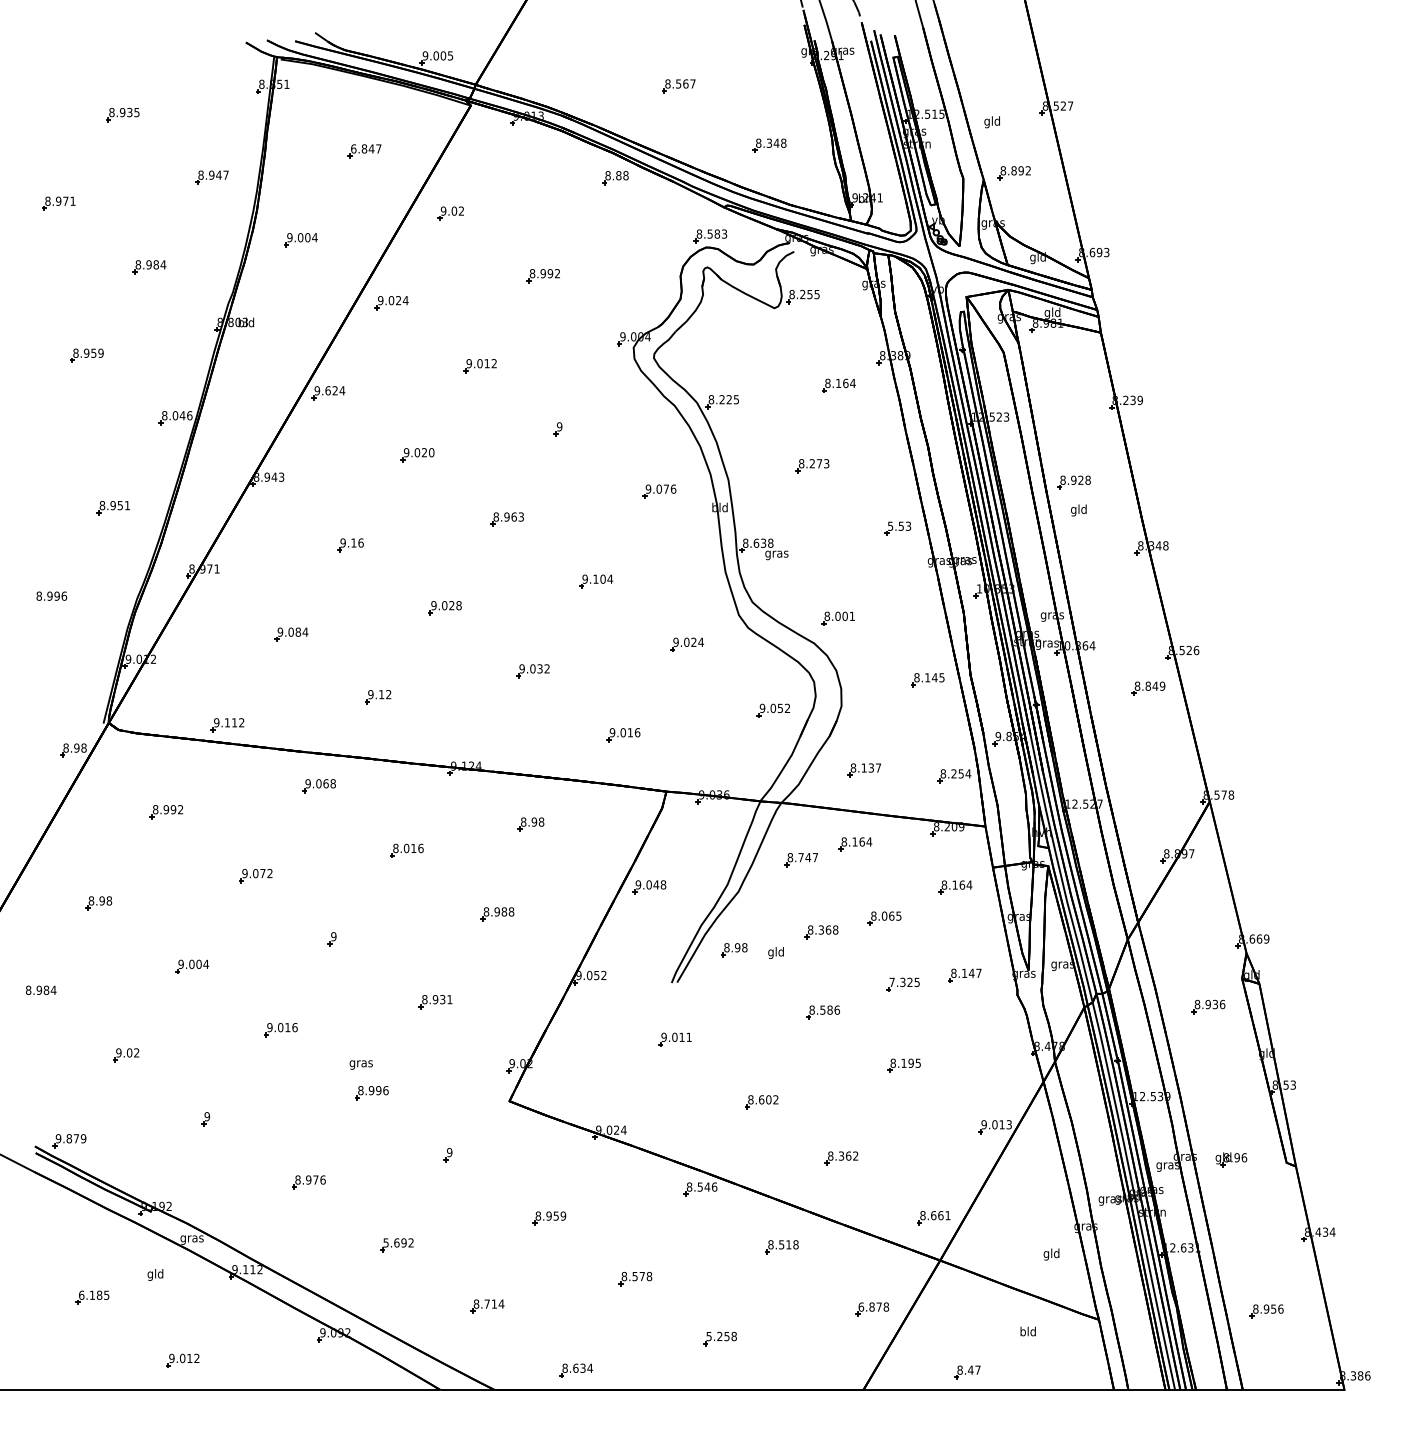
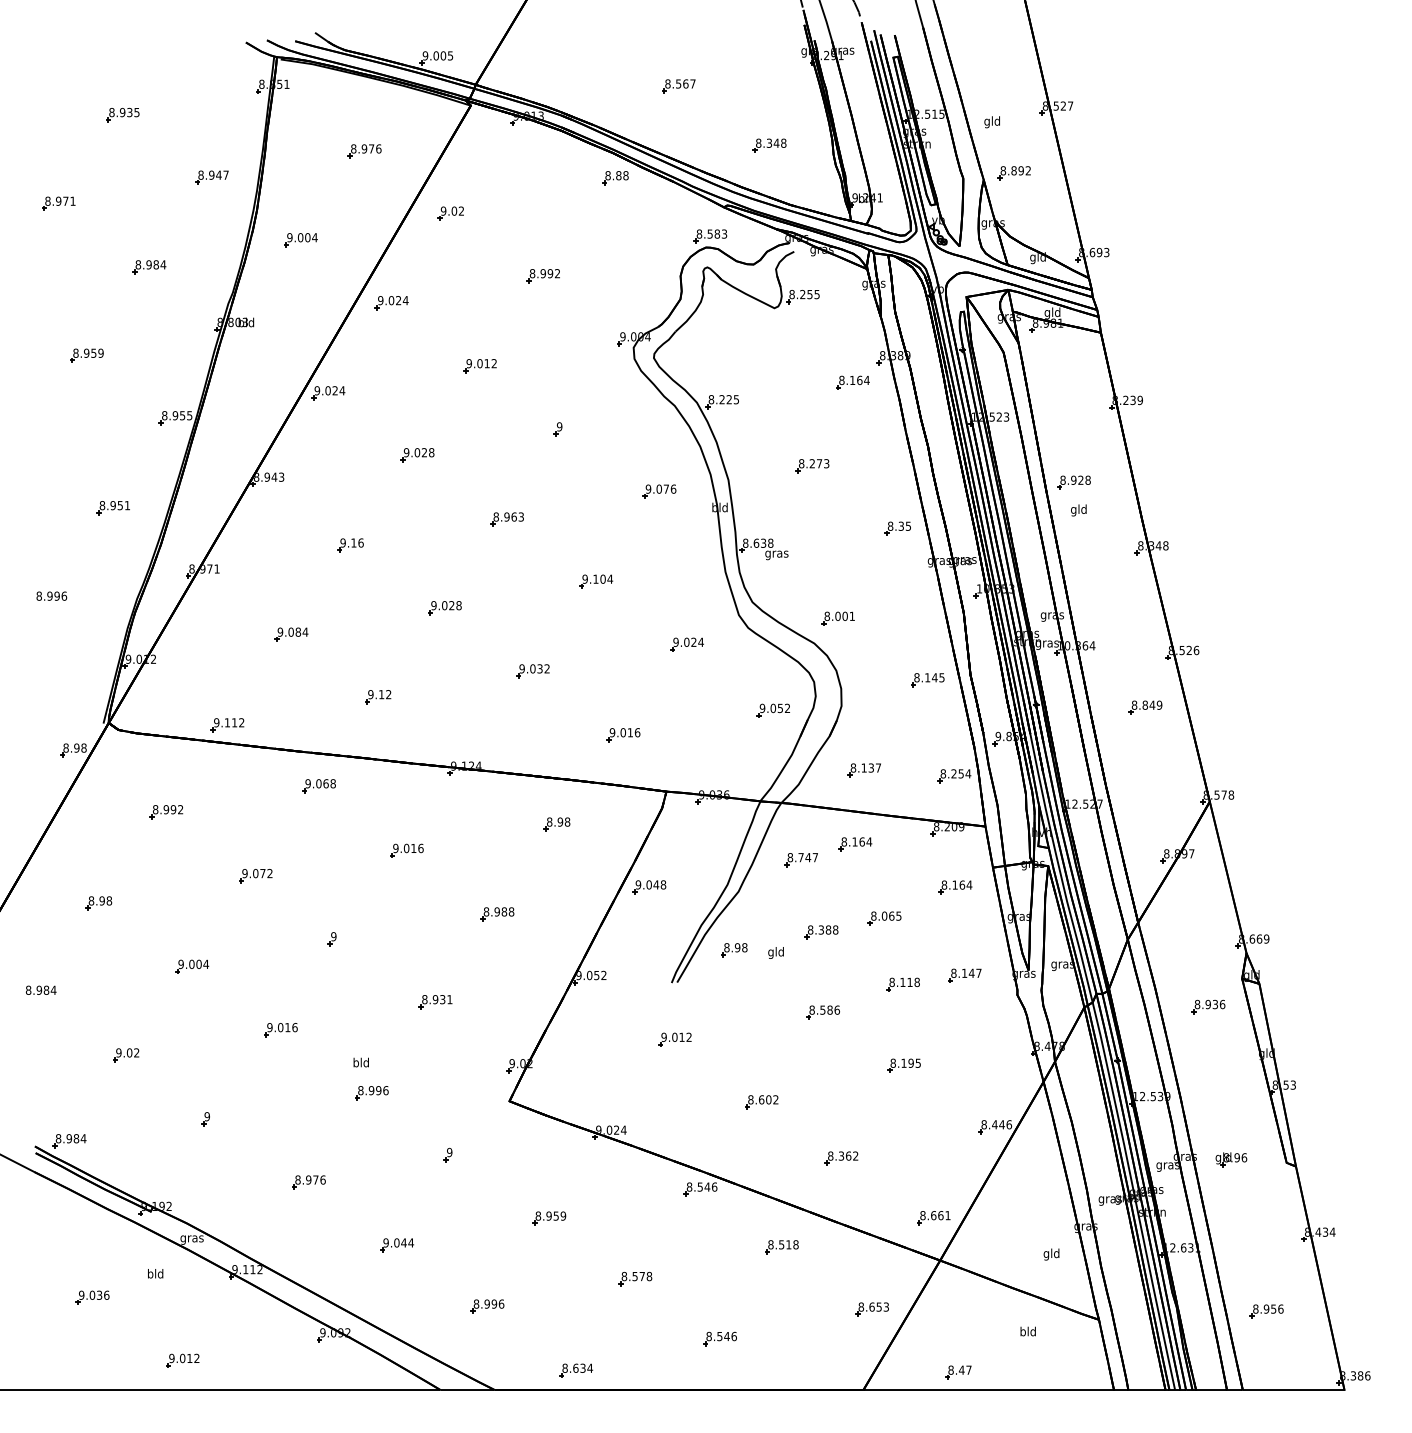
text: 6.847 -> 8.976 (366, 148)
part position: (838, 385) -> (852, 382) (852, 382)
text: 9.624 -> 9.024 (327, 390)
text: 8.046 -> 8.955 (182, 415)
text: 9.020 -> 9.028 (431, 452)
text: 5.53 -> 8.35 (899, 525)
part position: (1148, 688) -> (1145, 707) (1145, 707)
part position: (530, 824) -> (556, 824) (556, 824)
text: 8.016 -> 9.016 (395, 848)
text: 8.368 -> 8.388 (828, 929)
text: 7.325 -> 8.118 (904, 982)
text: 9.011 -> 9.012 (688, 1036)
text: gras -> bld (360, 1063)
text: 9.013 -> 8.446 (996, 1124)
text: 9.879 -> 8.984 (70, 1138)
text: 5.692 -> 9.044 (398, 1242)
text: gld -> bld (150, 1274)
text: 6.185 -> 9.036 (94, 1294)
text: 8.714 -> 8.996 (494, 1303)
text: 6.878 -> 8.653 (873, 1306)
text: 5.258 -> 8.546 (721, 1336)
part position: (967, 1372) -> (958, 1372) (958, 1372)
